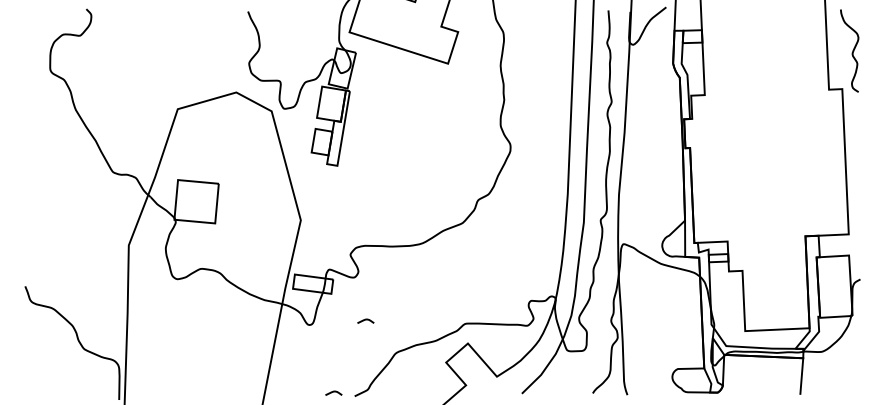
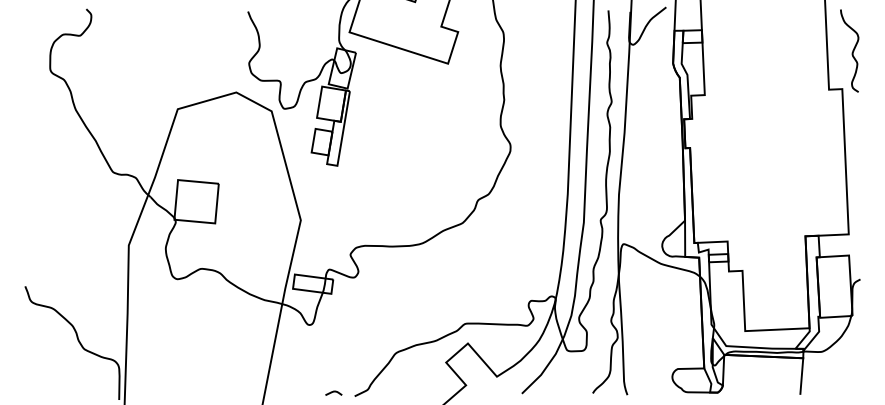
curve: present -> none (365, 320)
